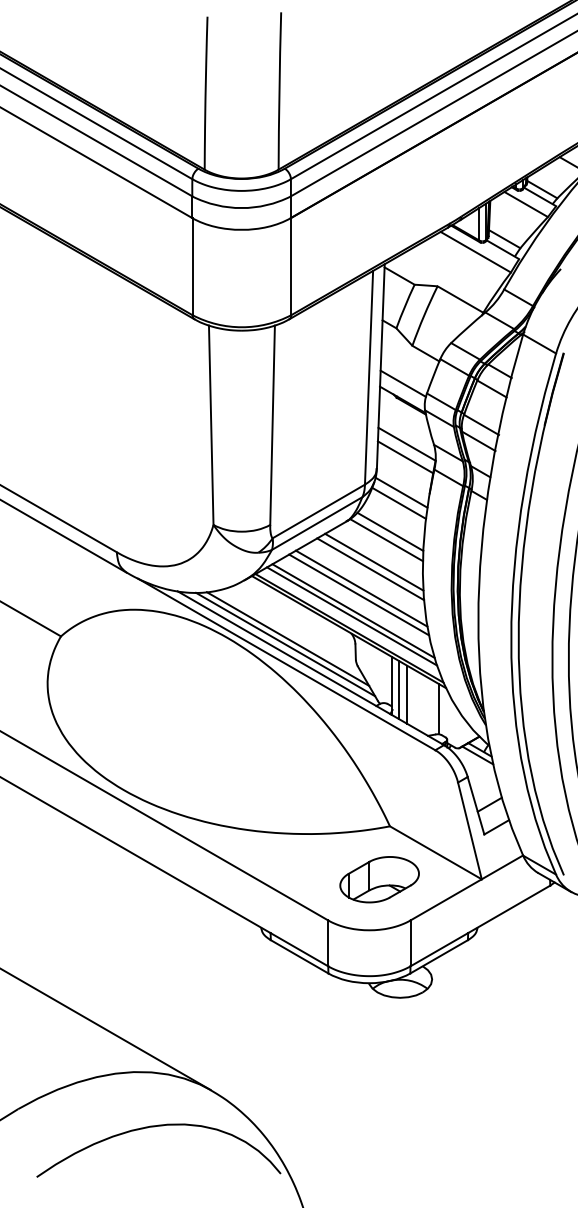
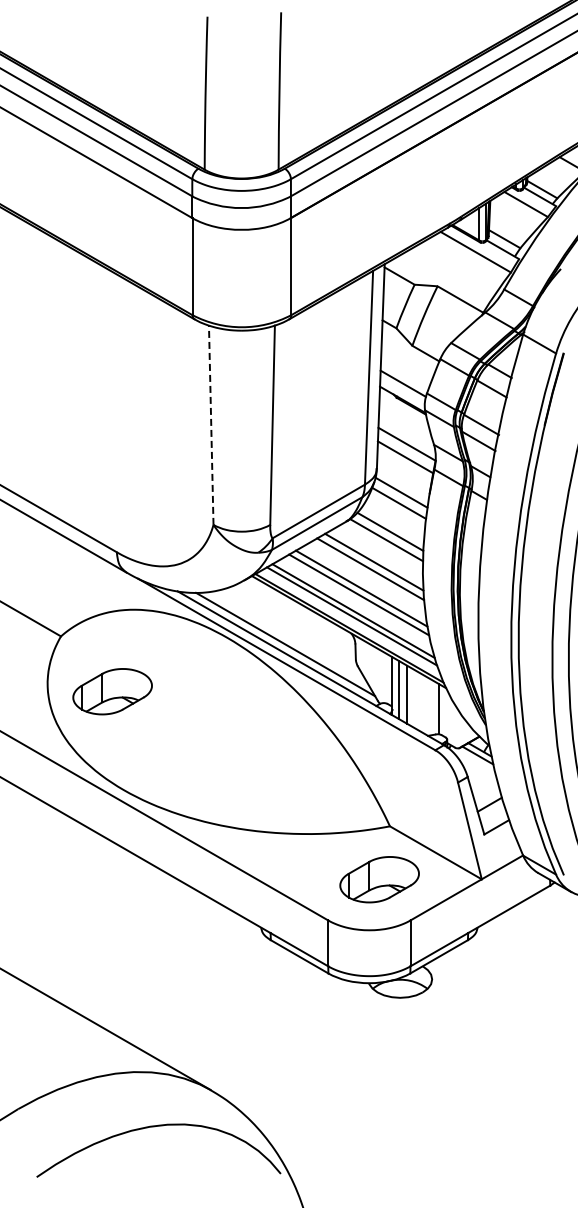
line: solid -> dashed (211, 425)
line: present -> none (287, 638)
part: none -> present (112, 691)
